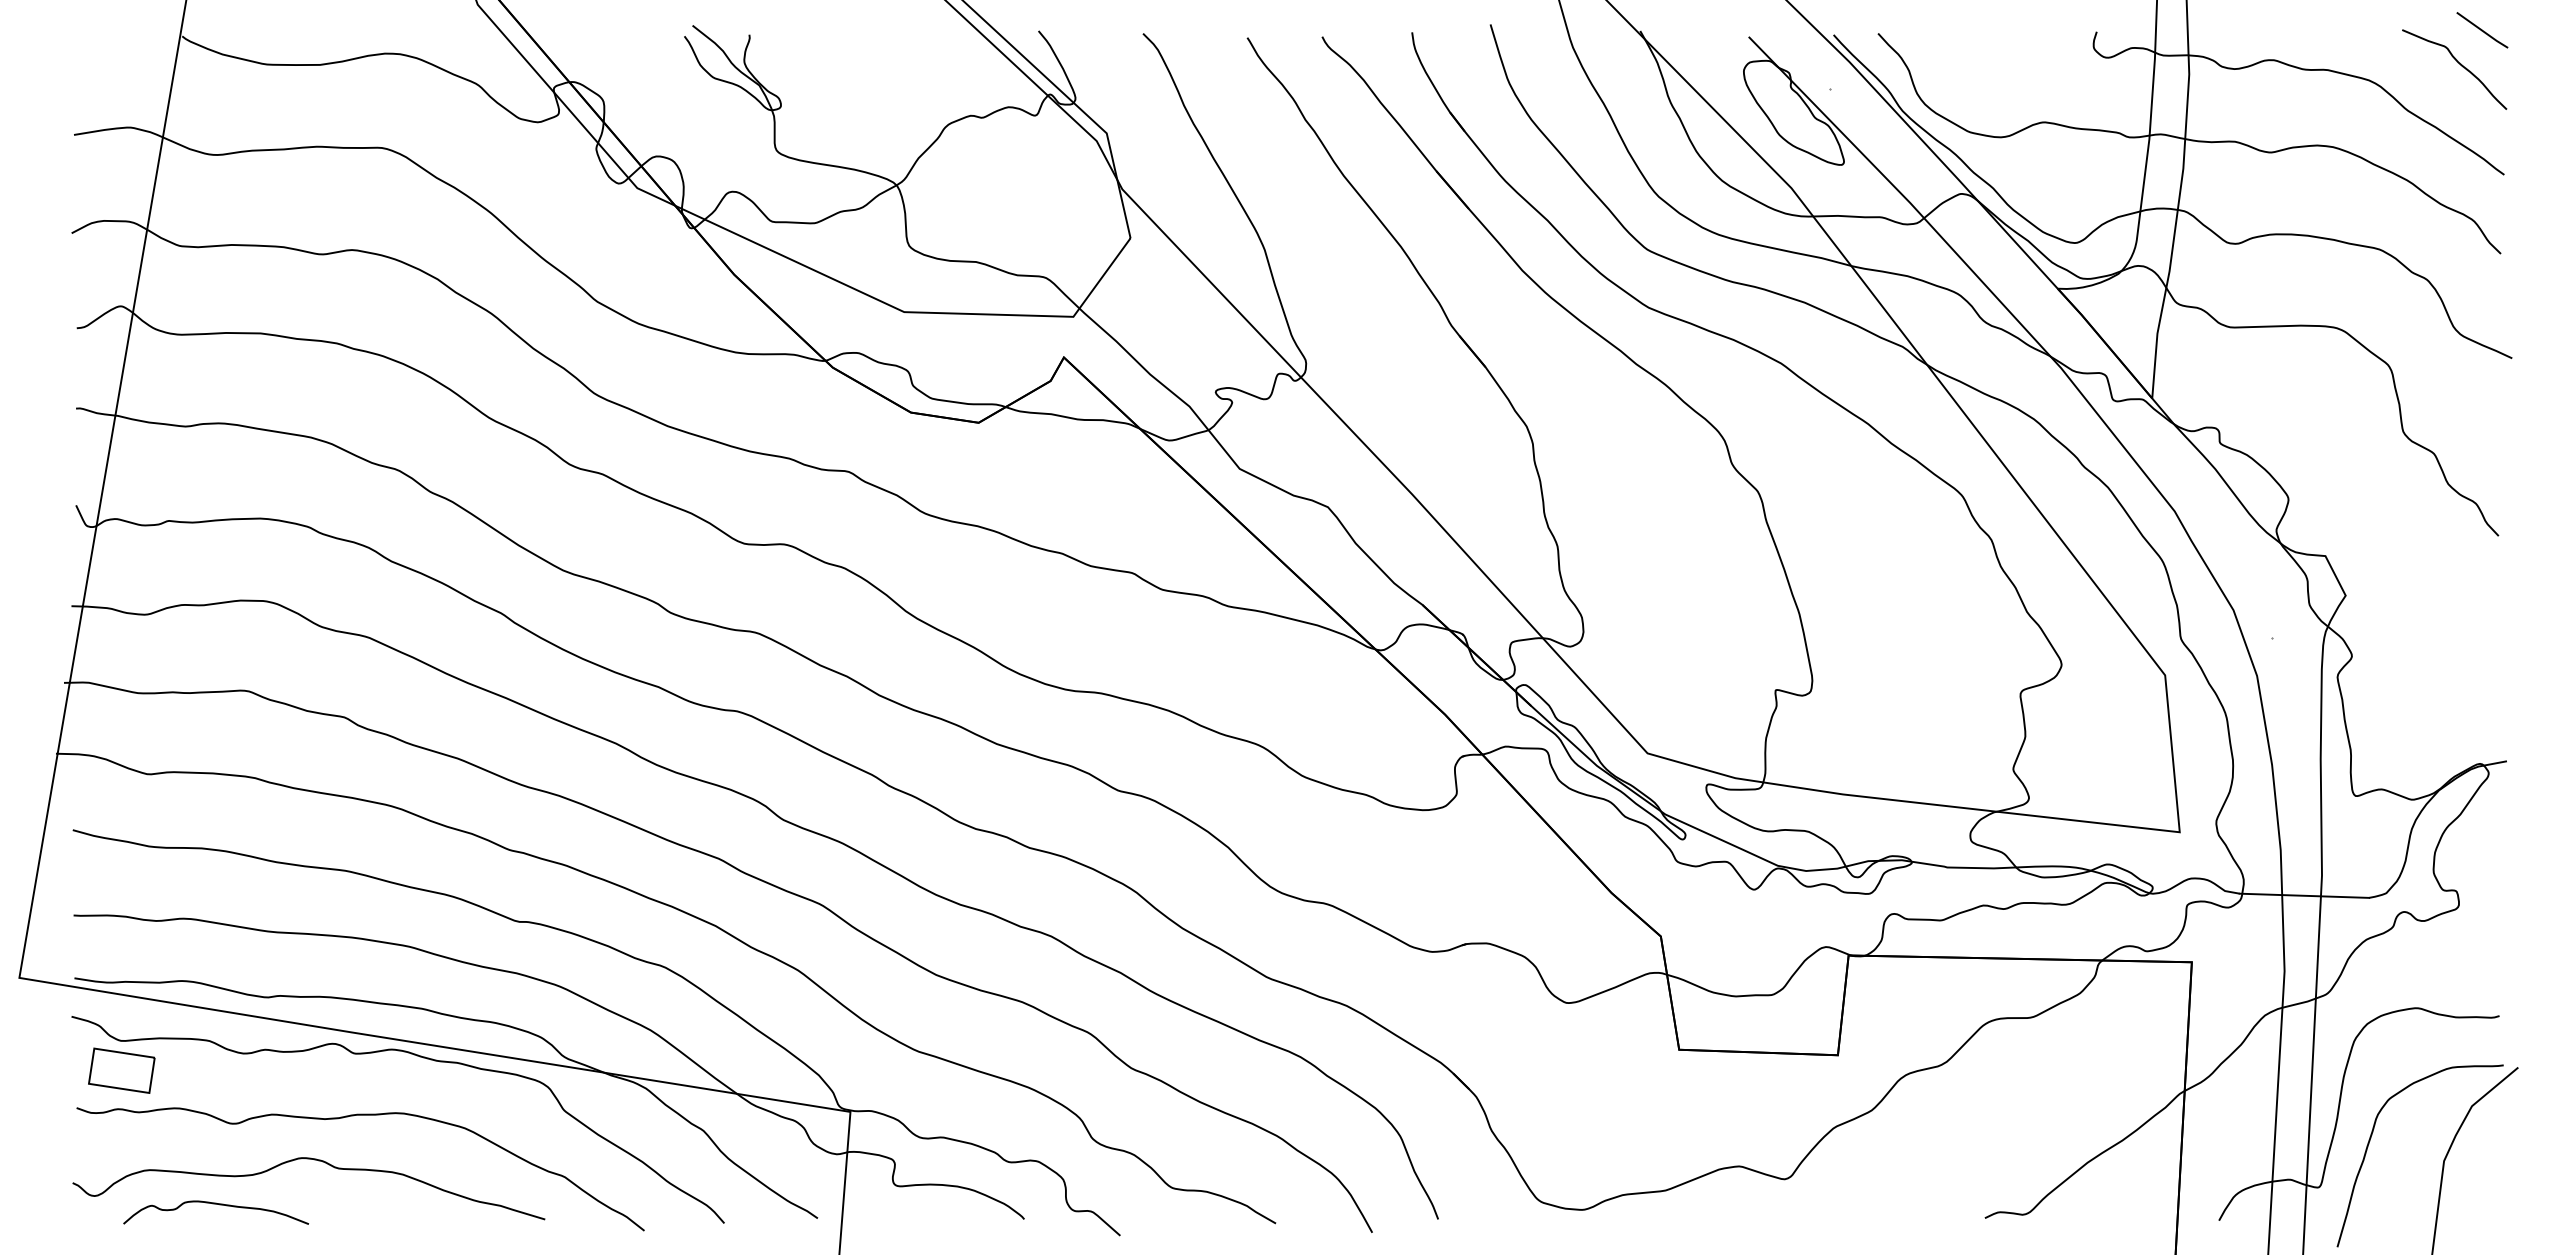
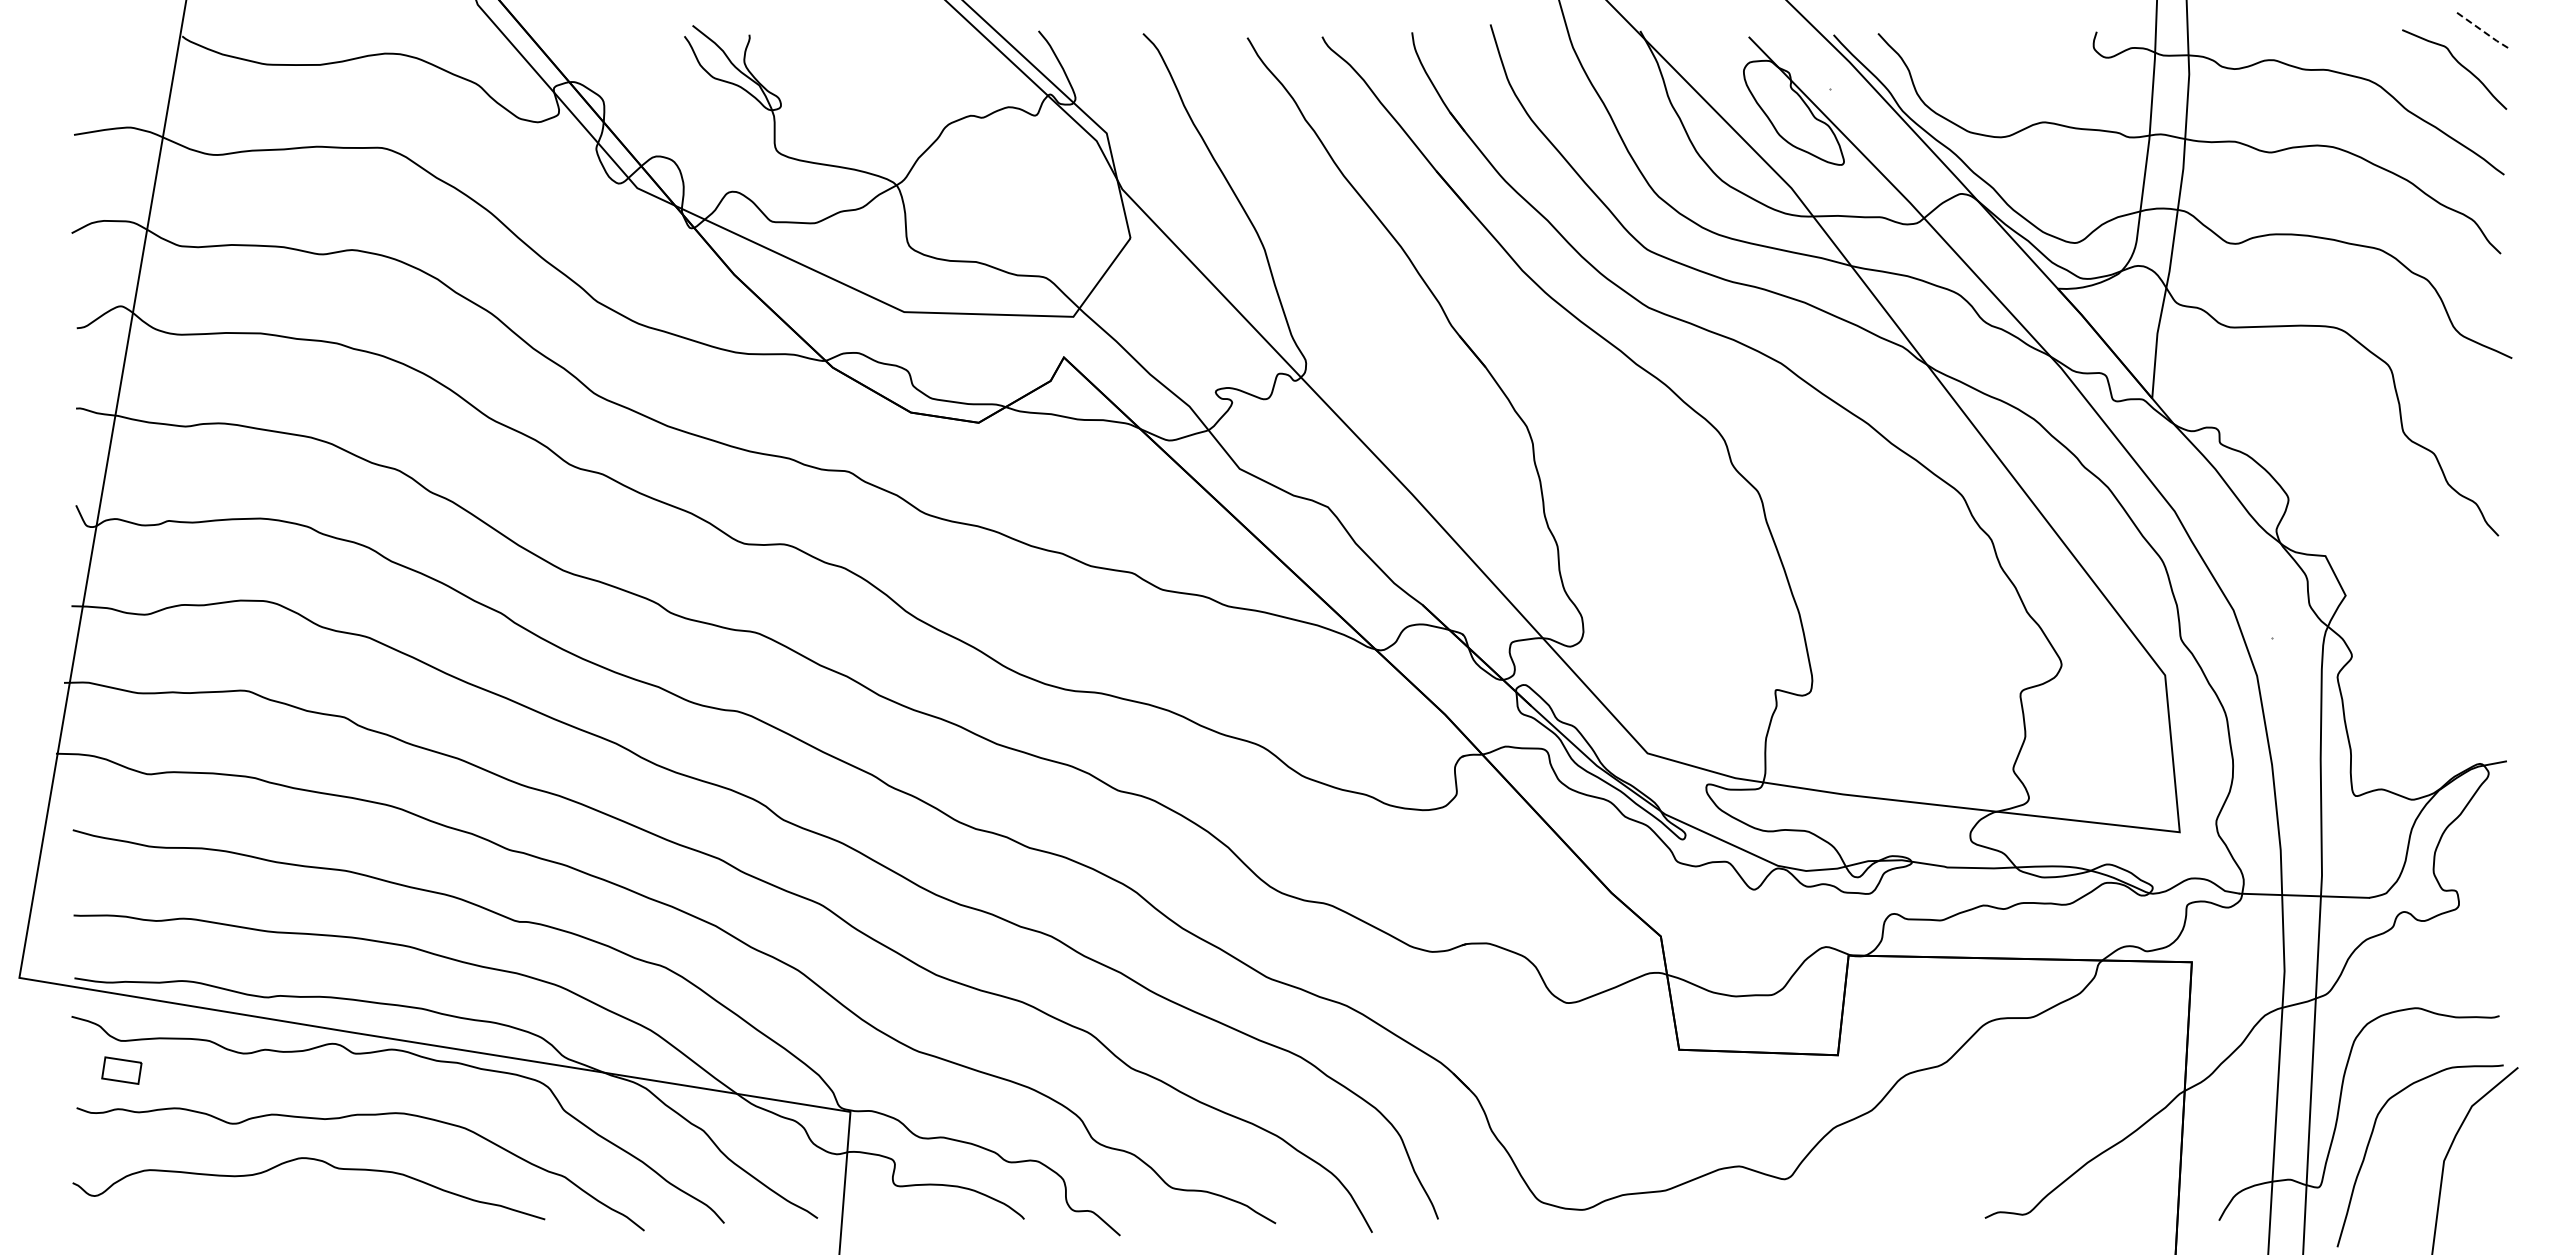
line: solid -> dashed (2482, 30)
part size: 68x47 px -> 42x29 px (121, 1070)
curve: present -> none (215, 1204)
